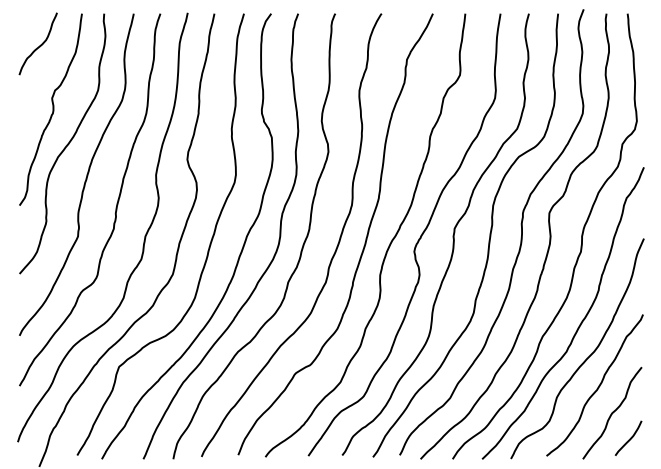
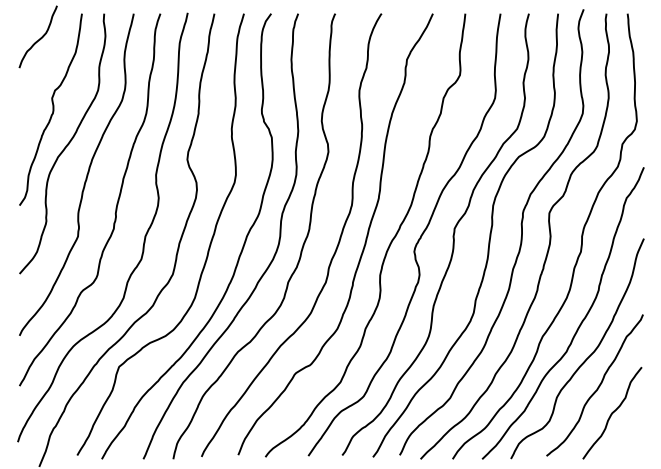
curve position: (39, 45) -> (39, 38) (39, 38)
curve: present -> none (629, 438)
